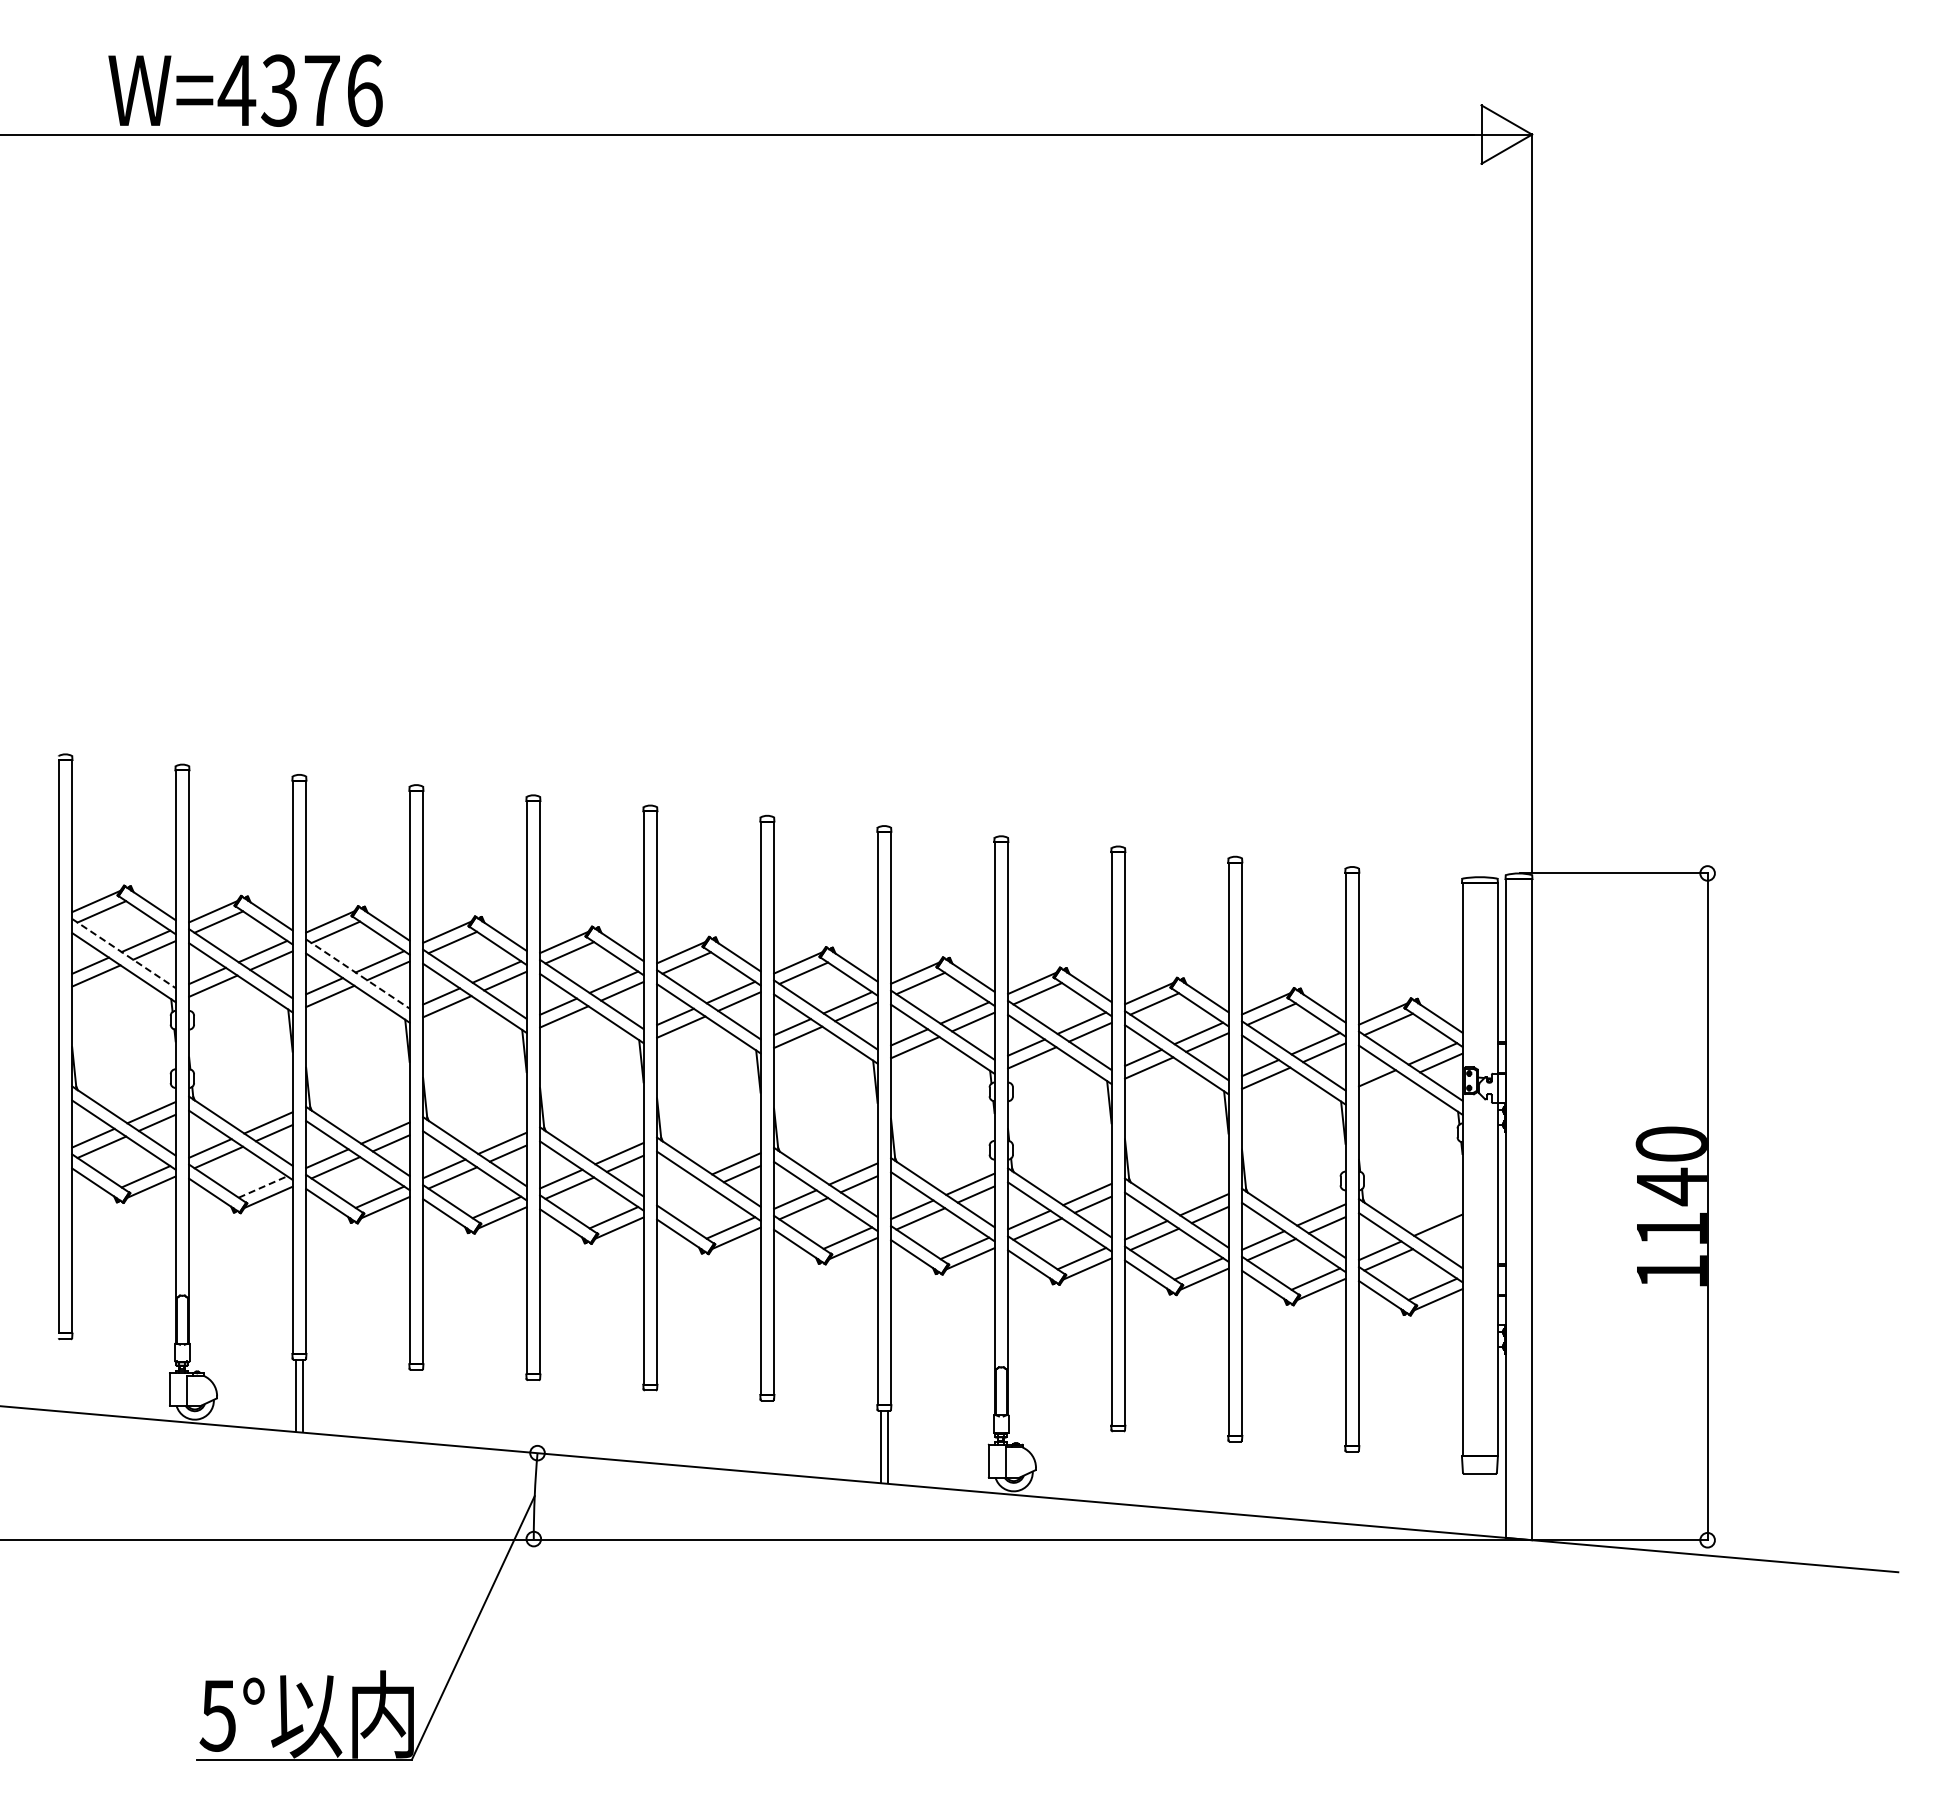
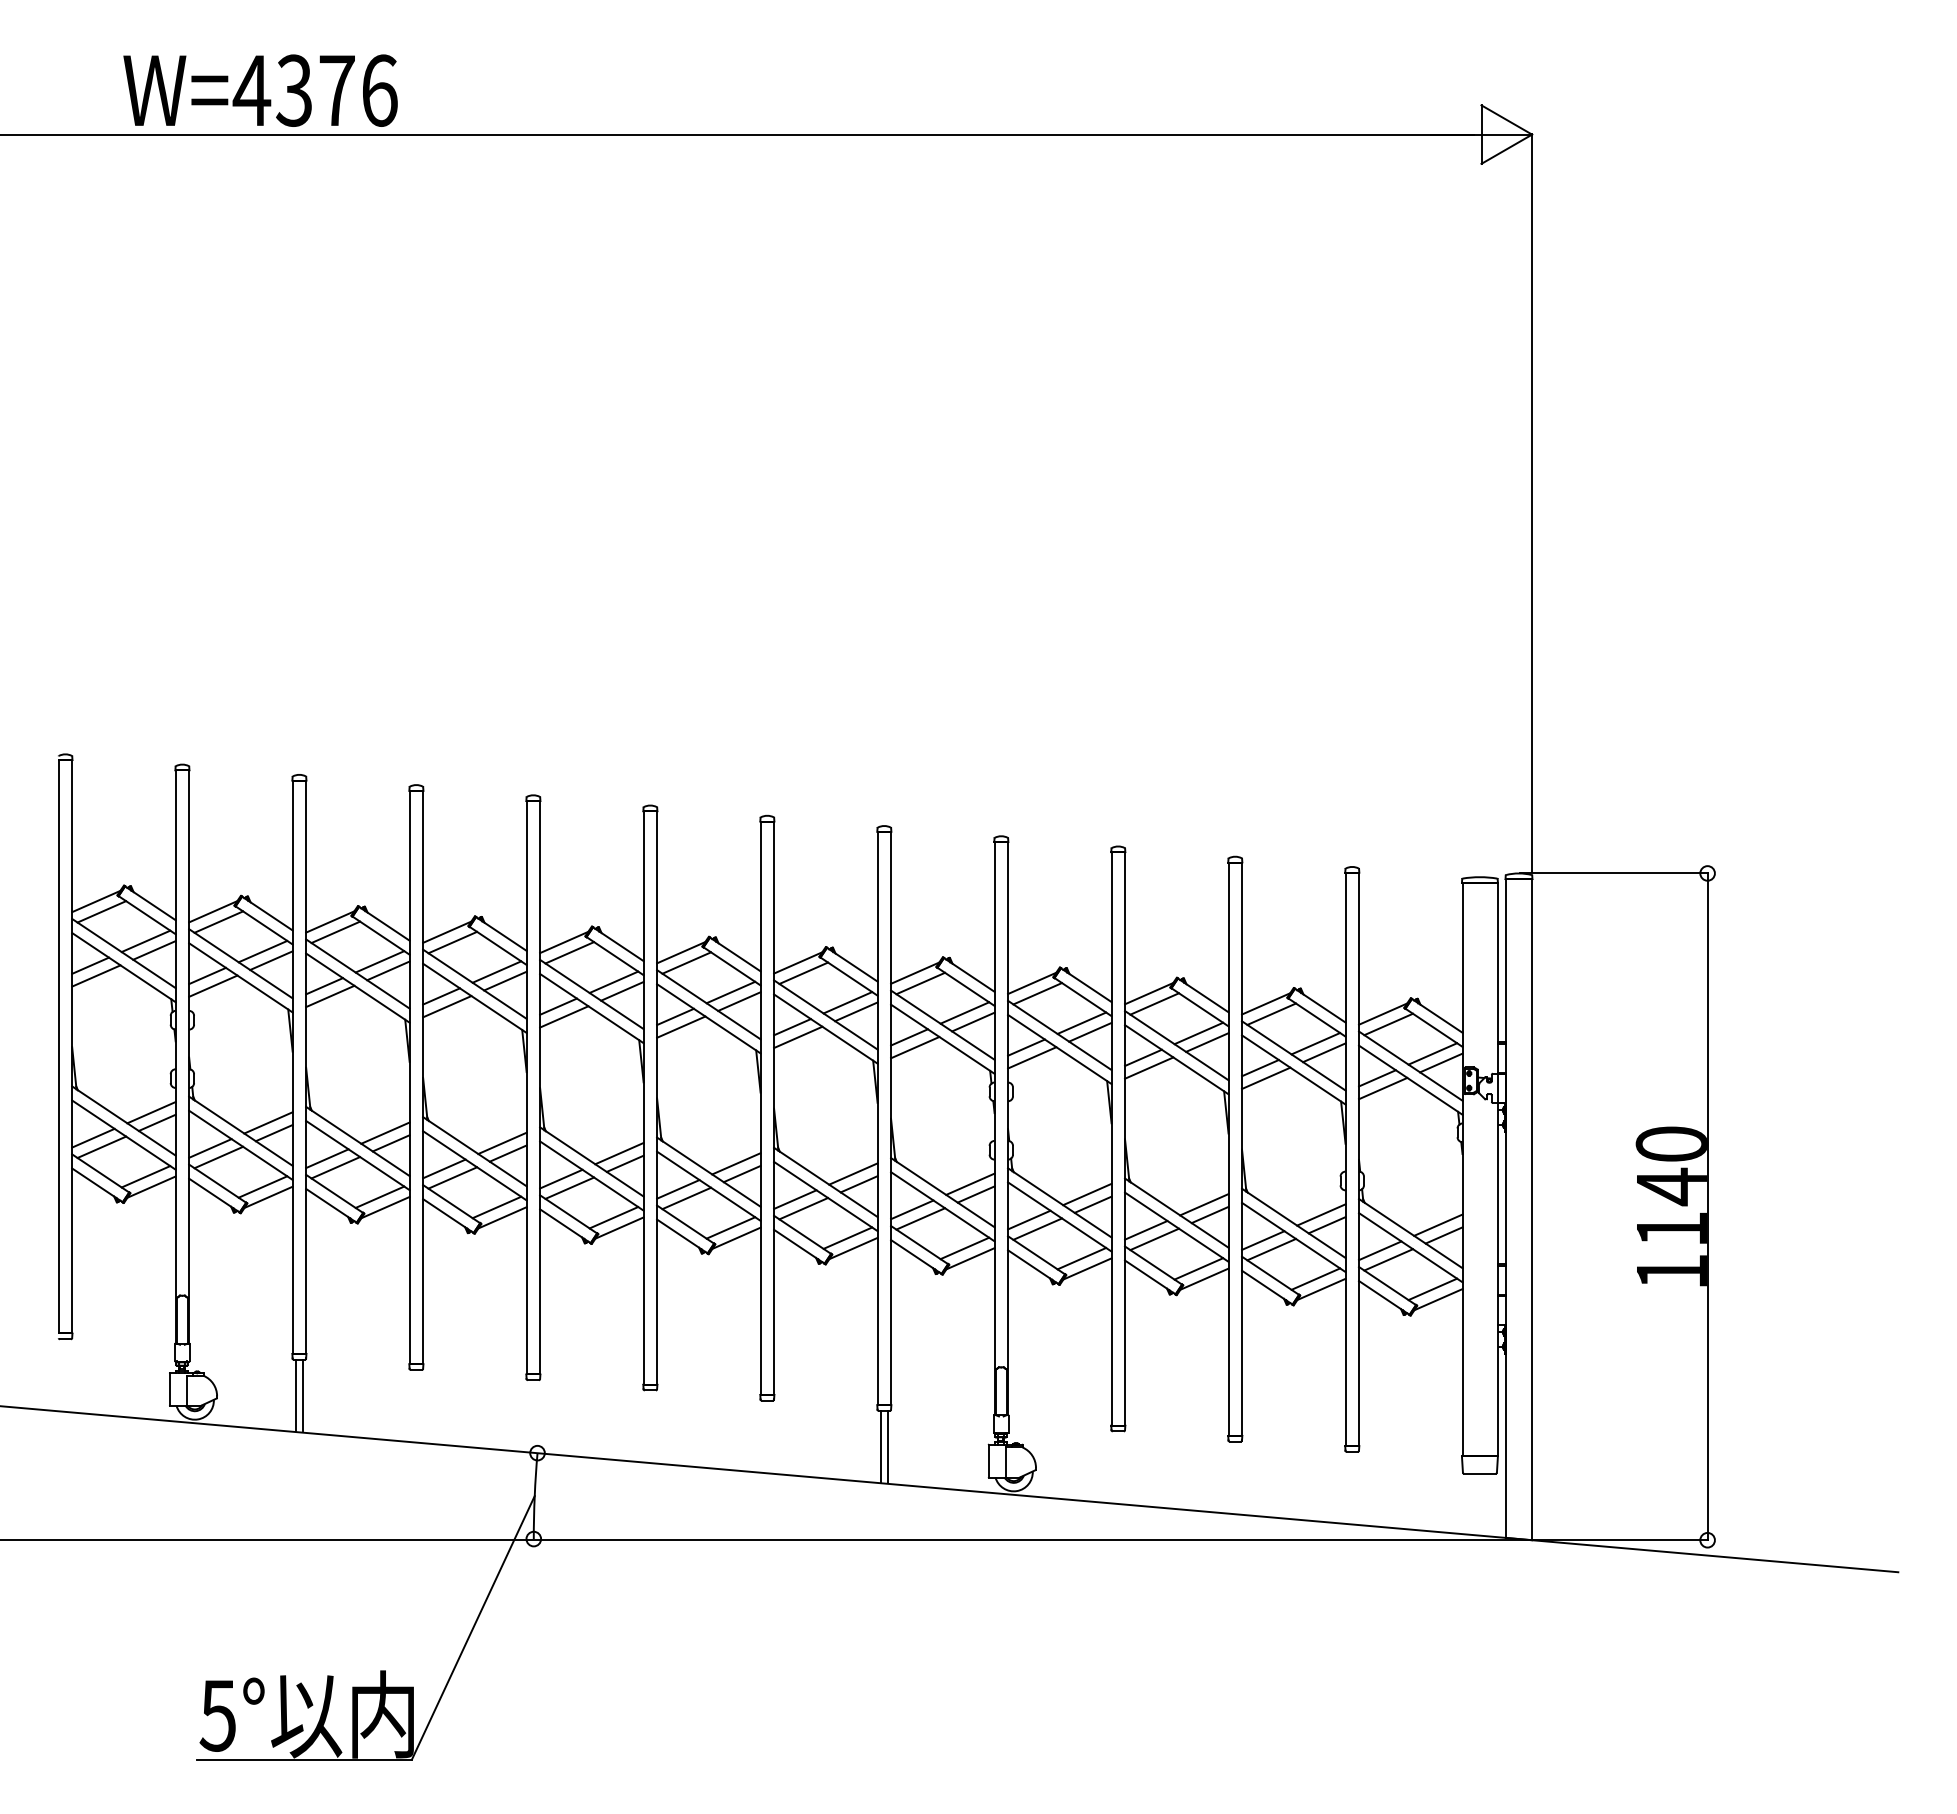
text position: (245, 90) -> (260, 90) (260, 90)
line: dashed -> solid (124, 953)
line: dashed -> solid (358, 974)
line: none -> present (1383, 1088)
line: dashed -> solid (263, 1187)
line: none -> present (678, 1189)
line: none -> present (686, 1198)
line: none -> present (1443, 1235)
